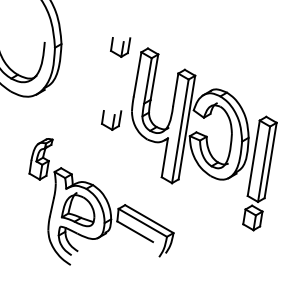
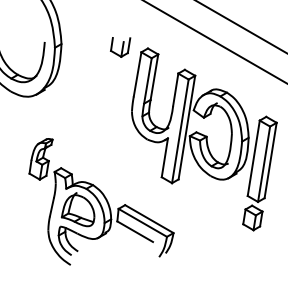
line: none -> present (241, 26)
line: none -> present (214, 42)
part: present -> none (111, 120)
